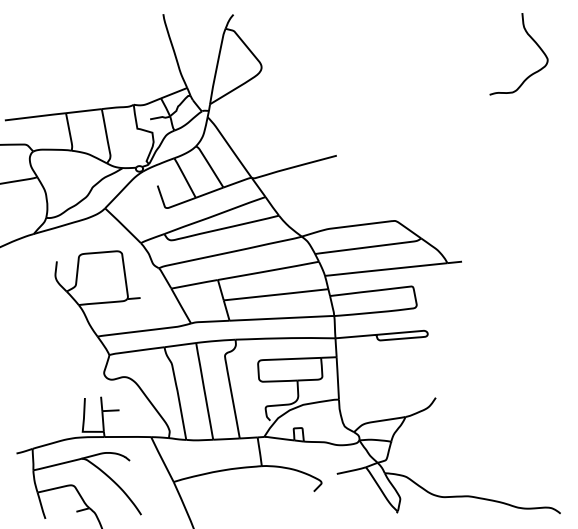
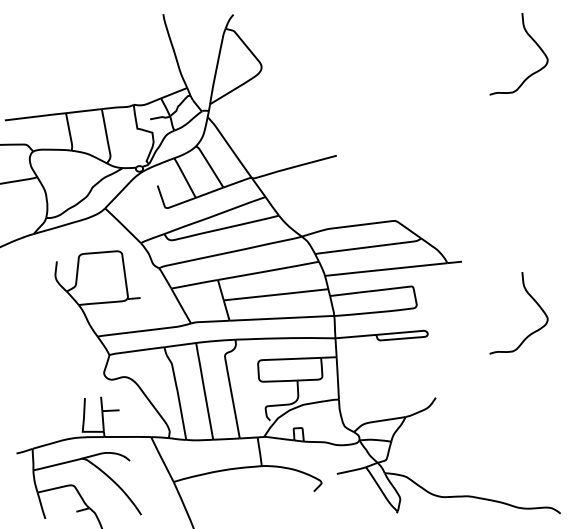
curve: none -> present (532, 299)
